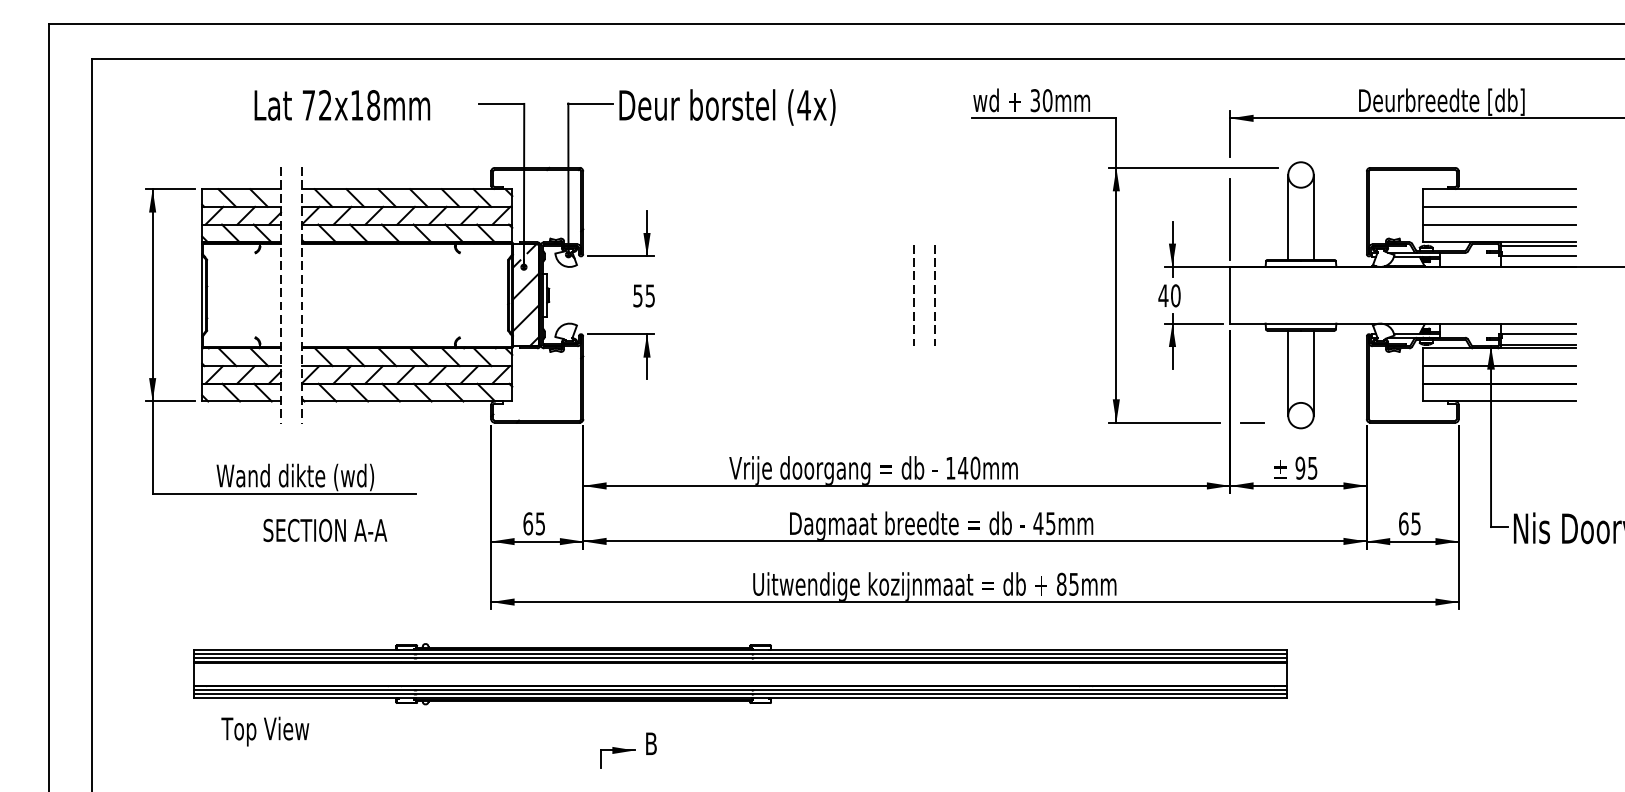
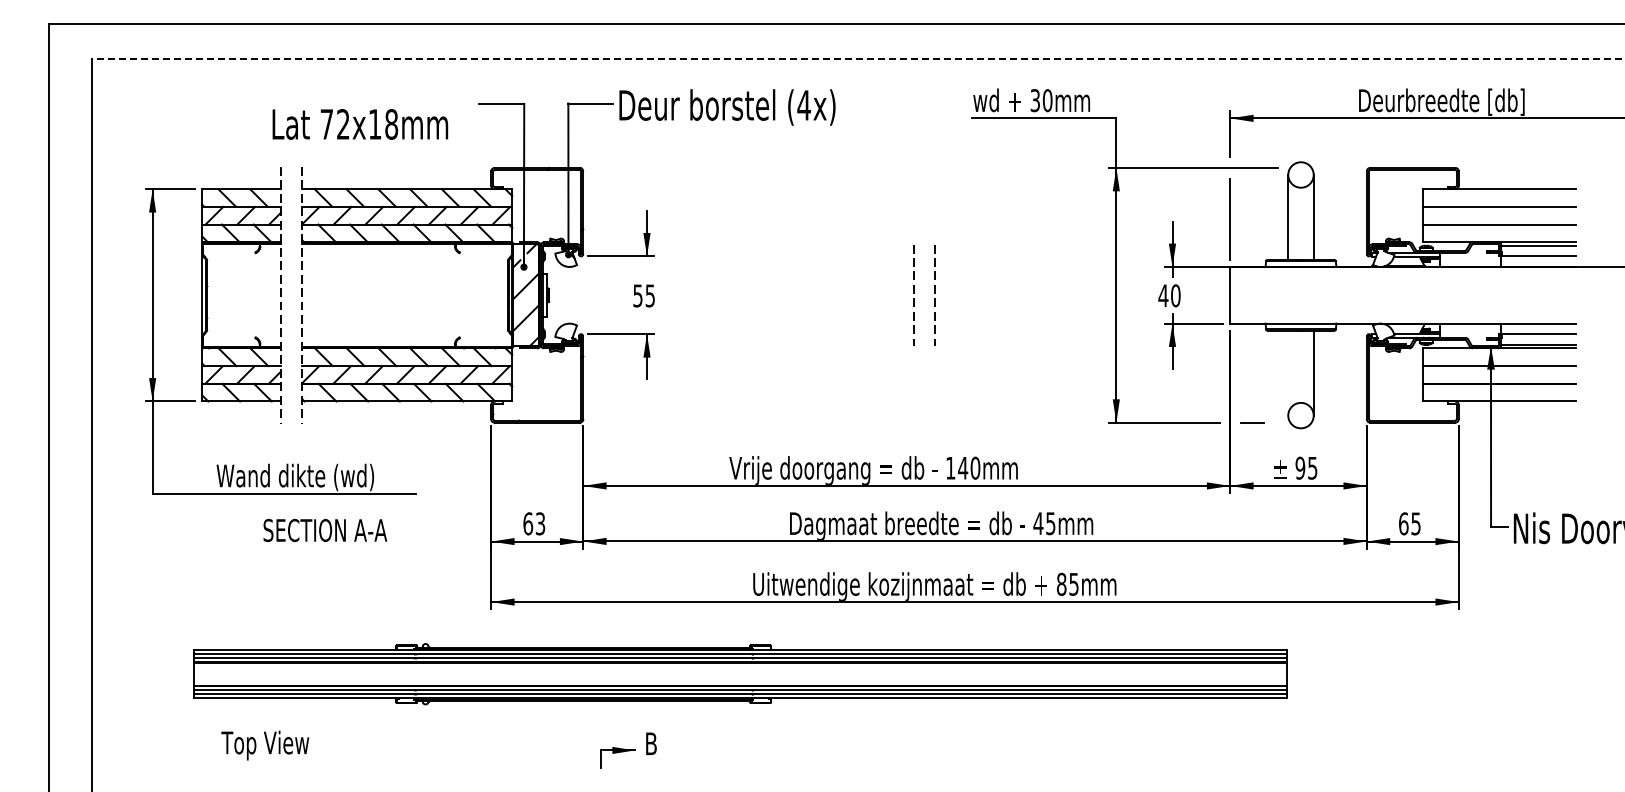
line: solid -> dashed (857, 58)
text position: (342, 105) -> (360, 124) (360, 124)
line: present -> none (1288, 372)
text: 65 -> 63 (540, 523)
text position: (265, 731) -> (265, 745) (265, 745)
